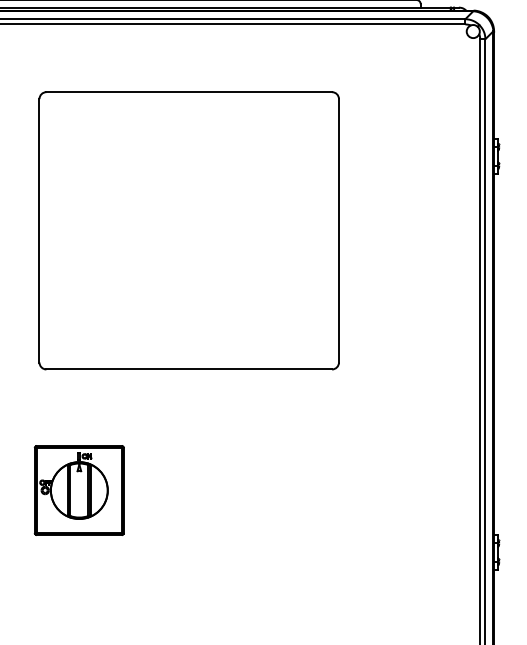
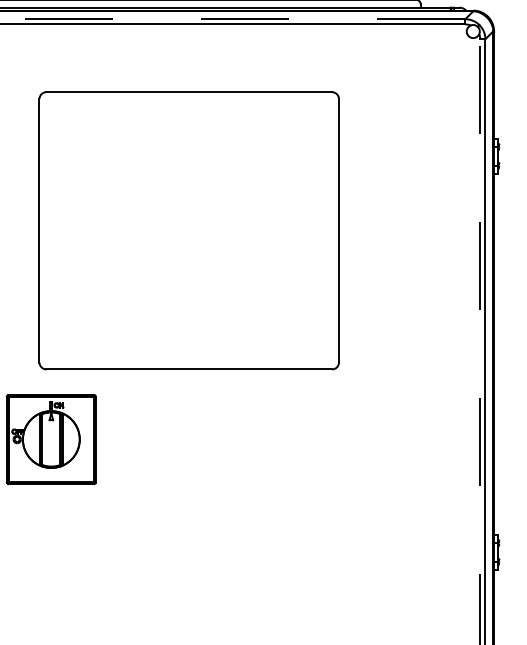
line: solid -> dashed (232, 19)
line: solid -> dashed (480, 341)
part position: (78, 490) -> (50, 439) (50, 439)
